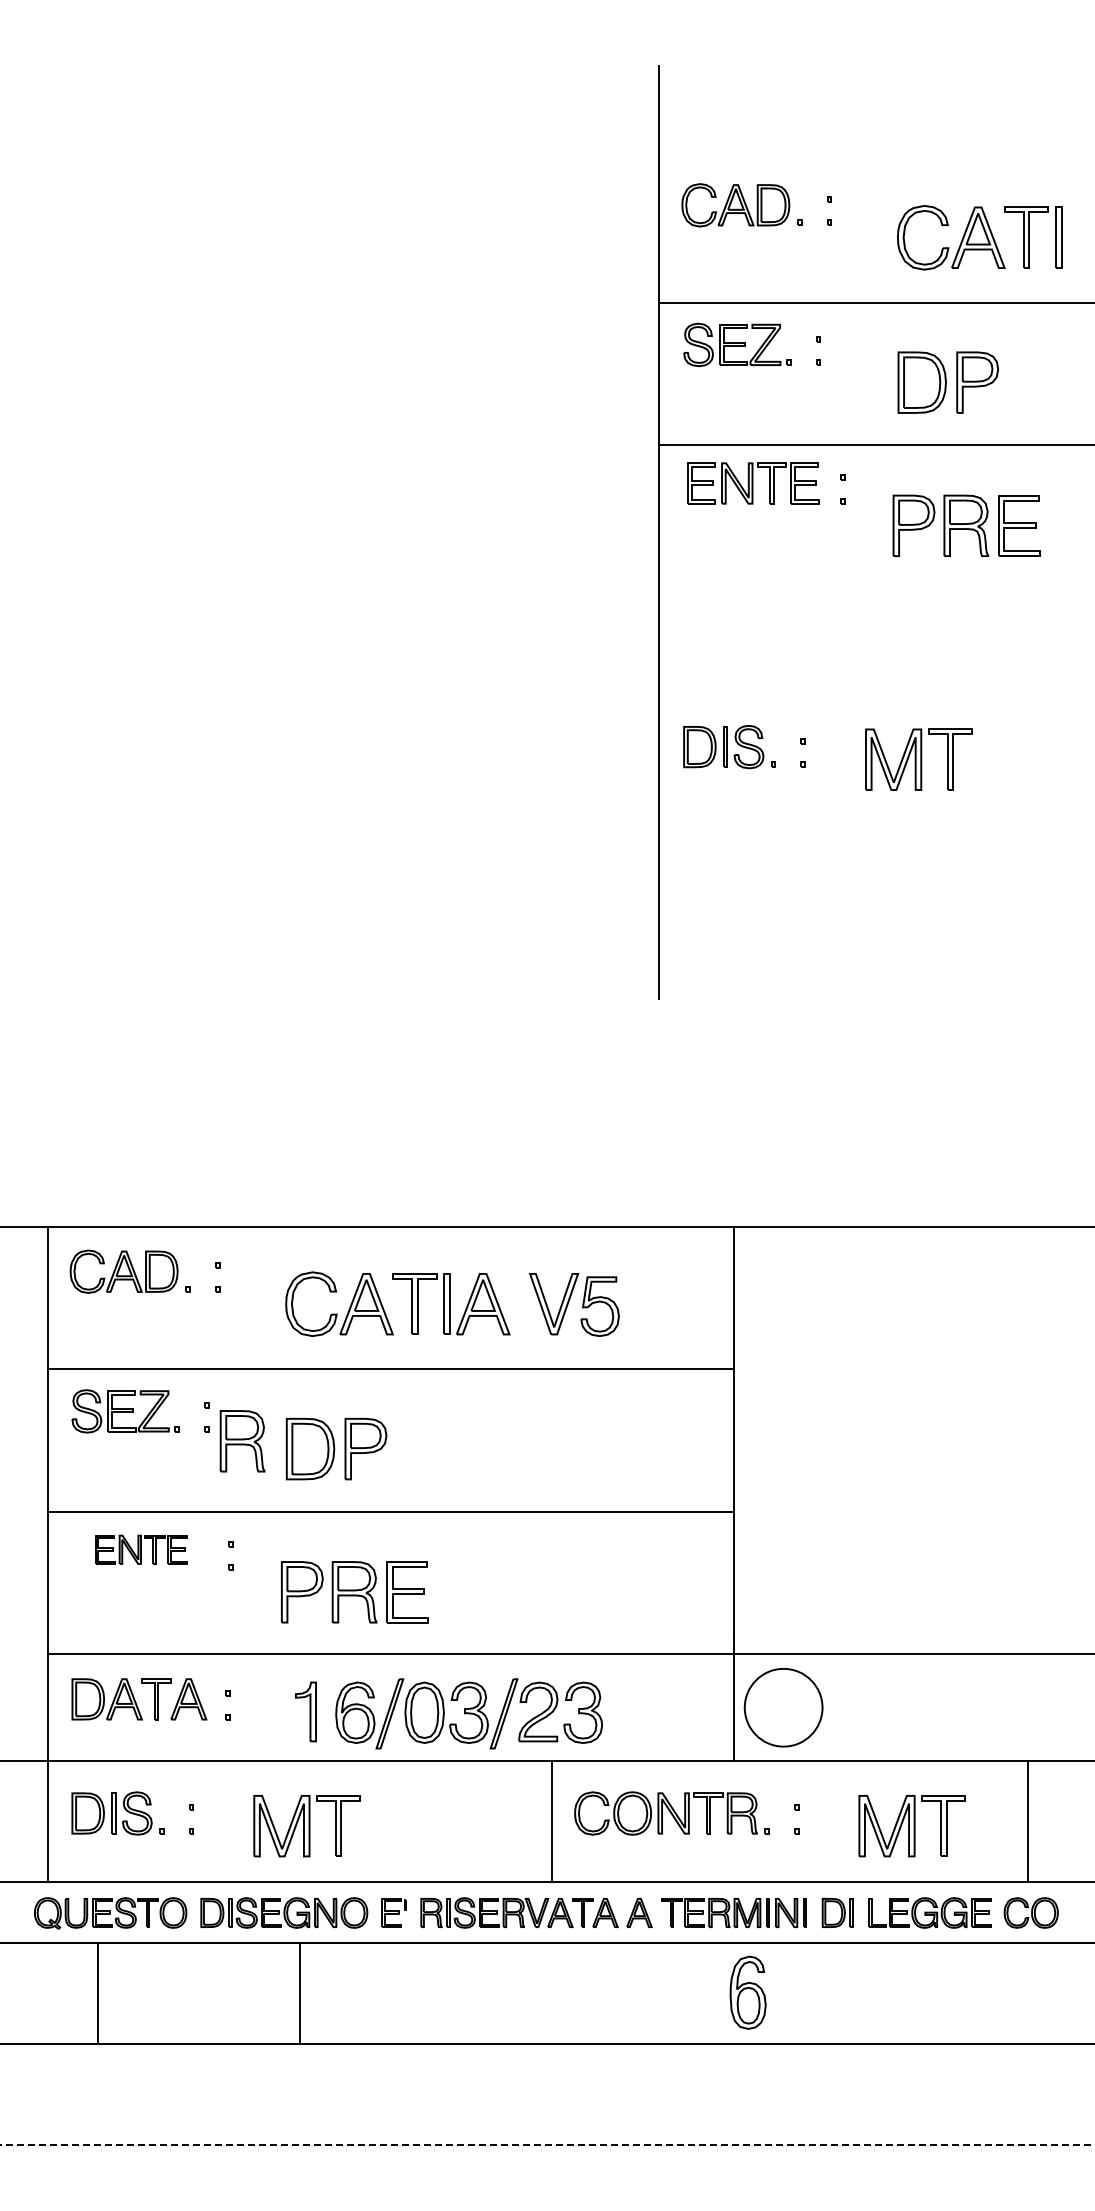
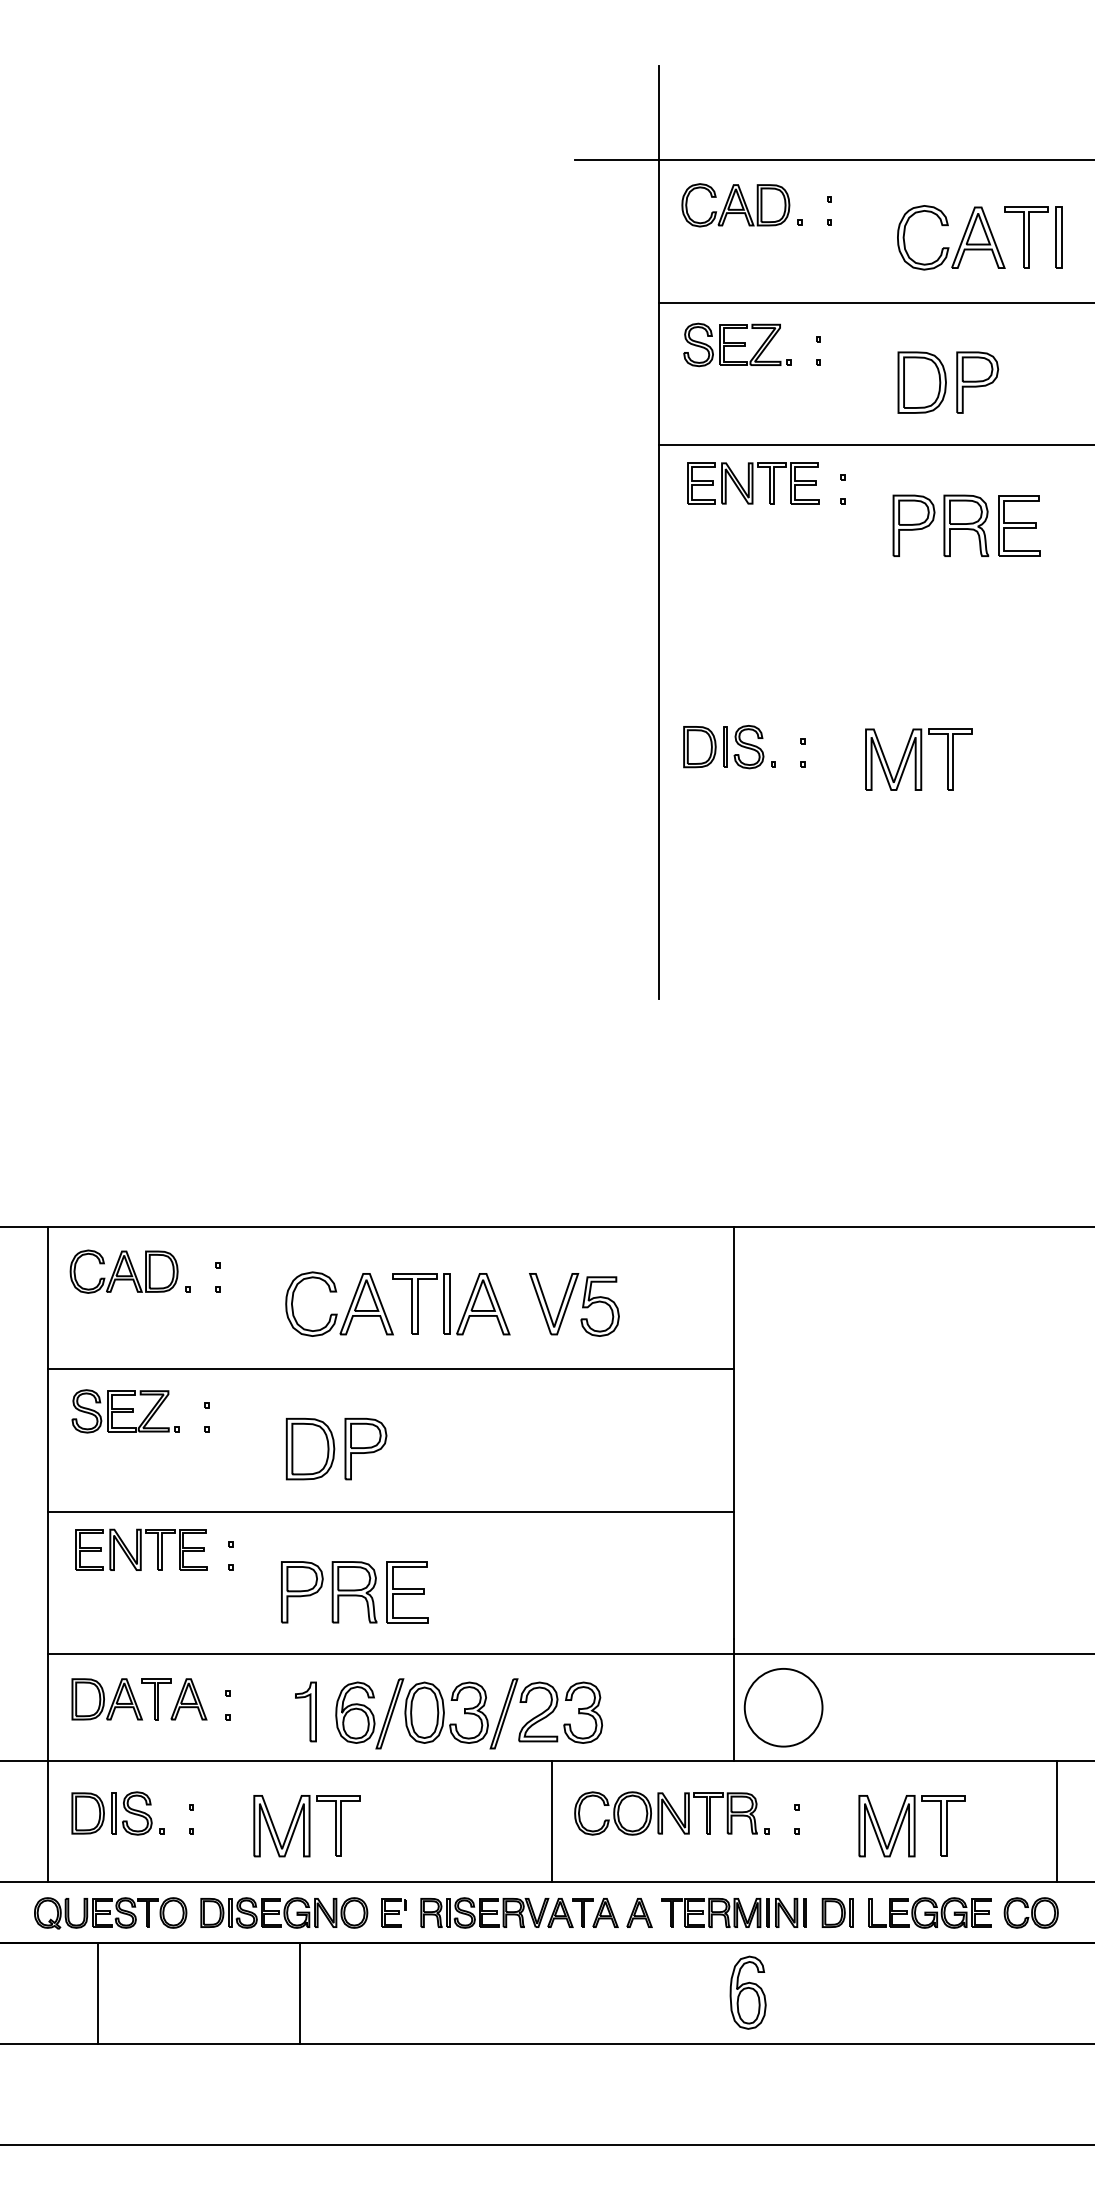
line: none -> present (833, 160)
part: present -> none (242, 1441)
part size: 93x31 px -> 133x43 px (141, 1549)
line position: (1027, 1821) -> (1056, 1821) (1056, 1821)
line: dashed -> solid (547, 2144)
